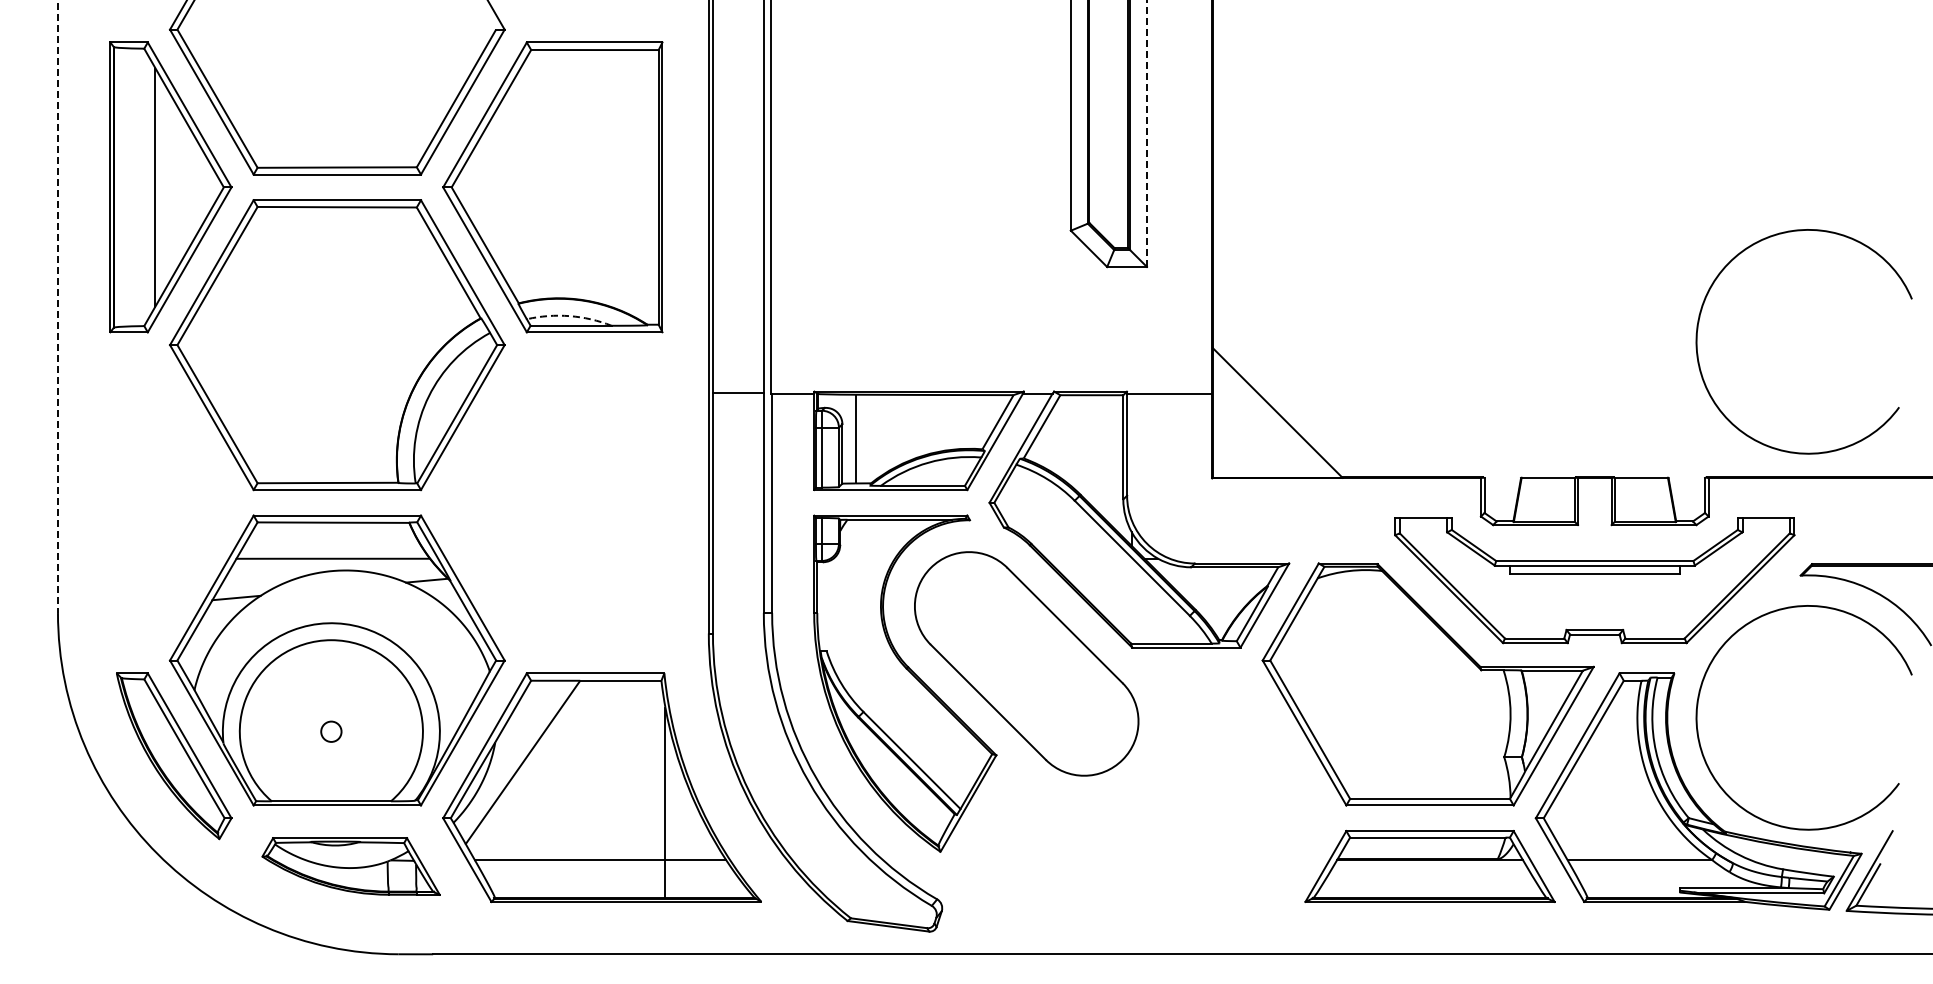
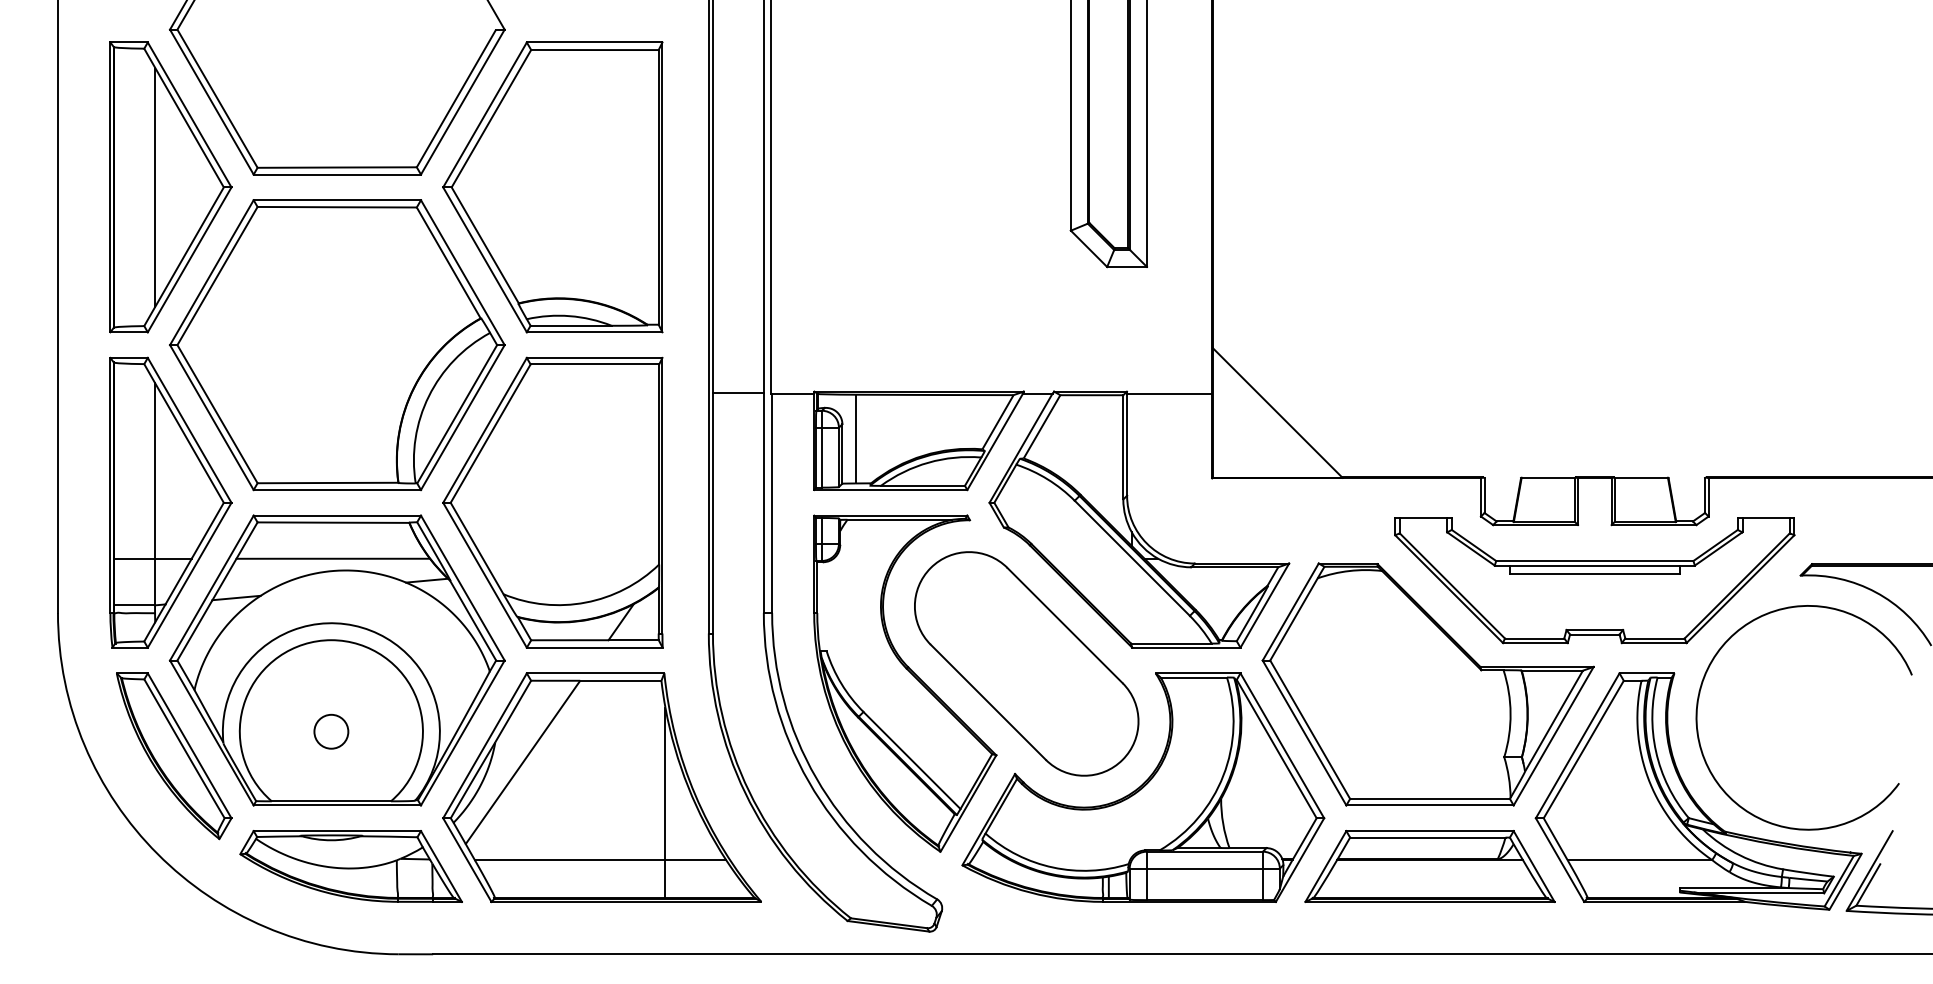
line: dashed -> solid (1147, 133)
line: dashed -> solid (57, 307)
arc: dashed -> solid (569, 316)
arc: present -> none (1698, 329)
part: none -> present (170, 502)
part: none -> present (552, 502)
circle diameter: 20 px -> 34 px (331, 731)
part: none -> present (1143, 787)
part size: 180x59 px -> 224x73 px (350, 866)
